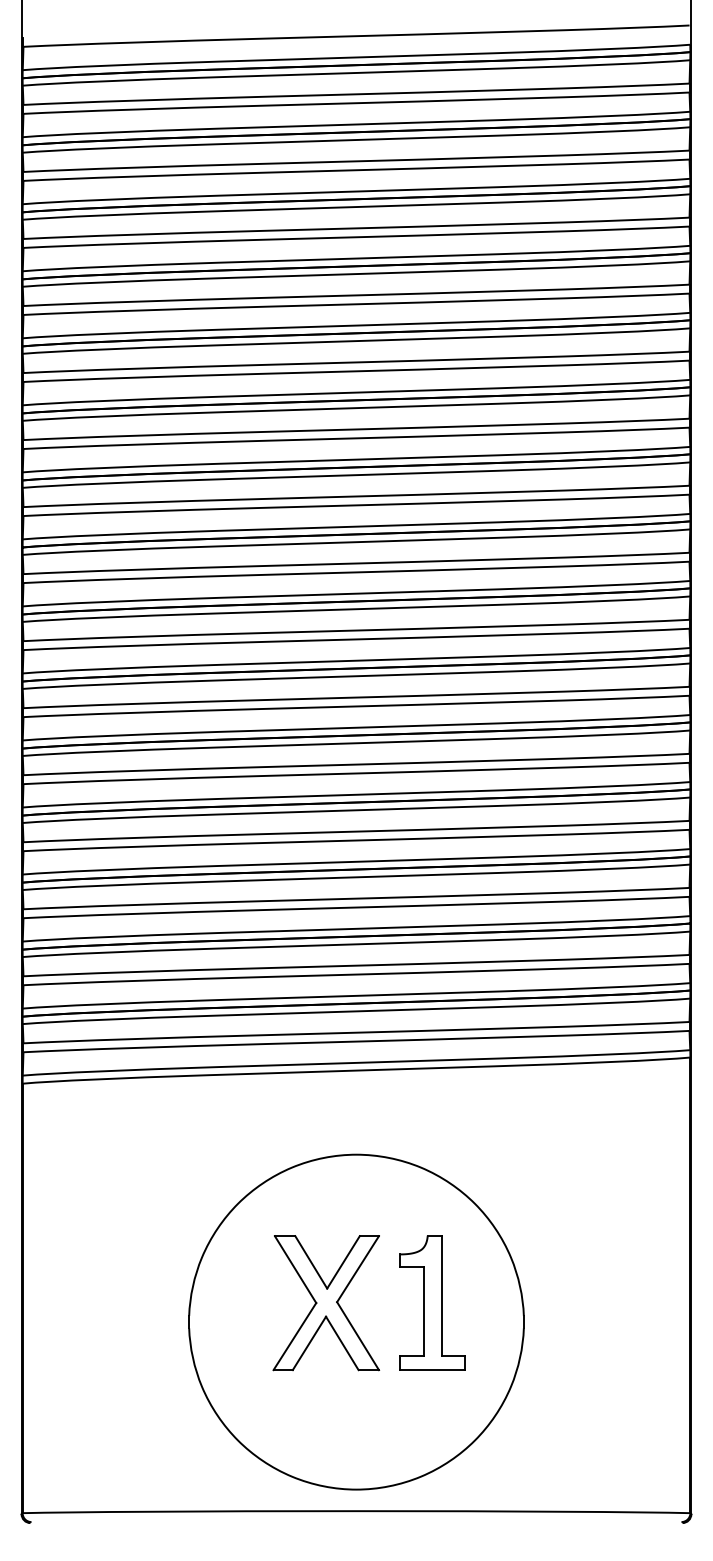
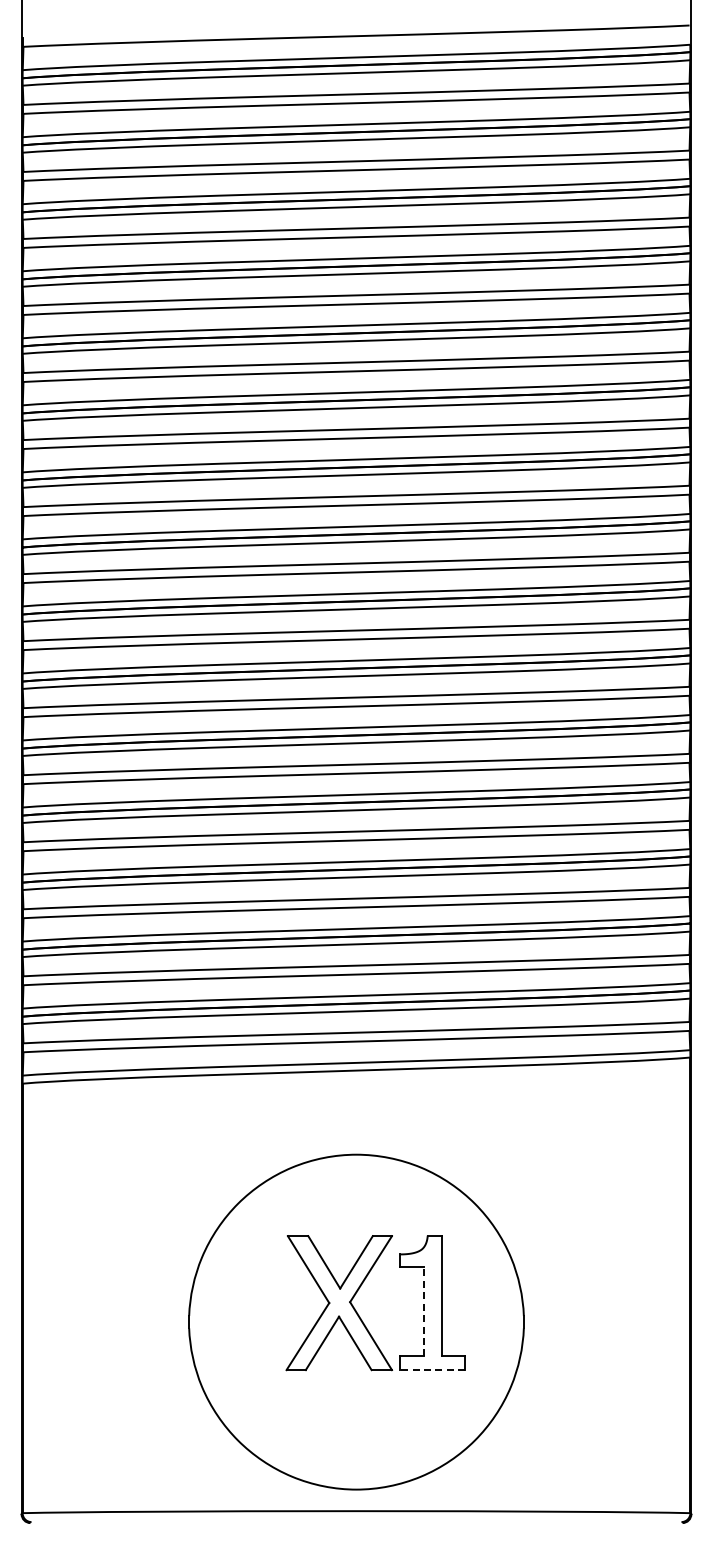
part position: (326, 1303) -> (339, 1303) (339, 1303)
line: solid -> dashed (424, 1311)
line: solid -> dashed (432, 1370)
